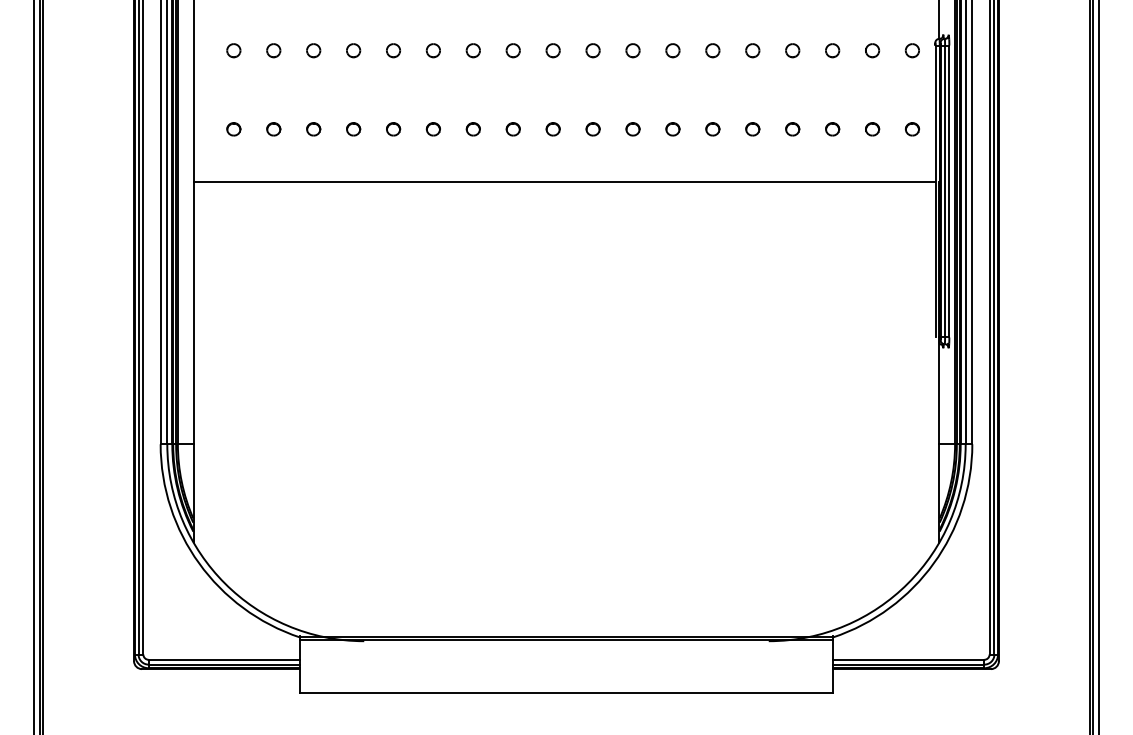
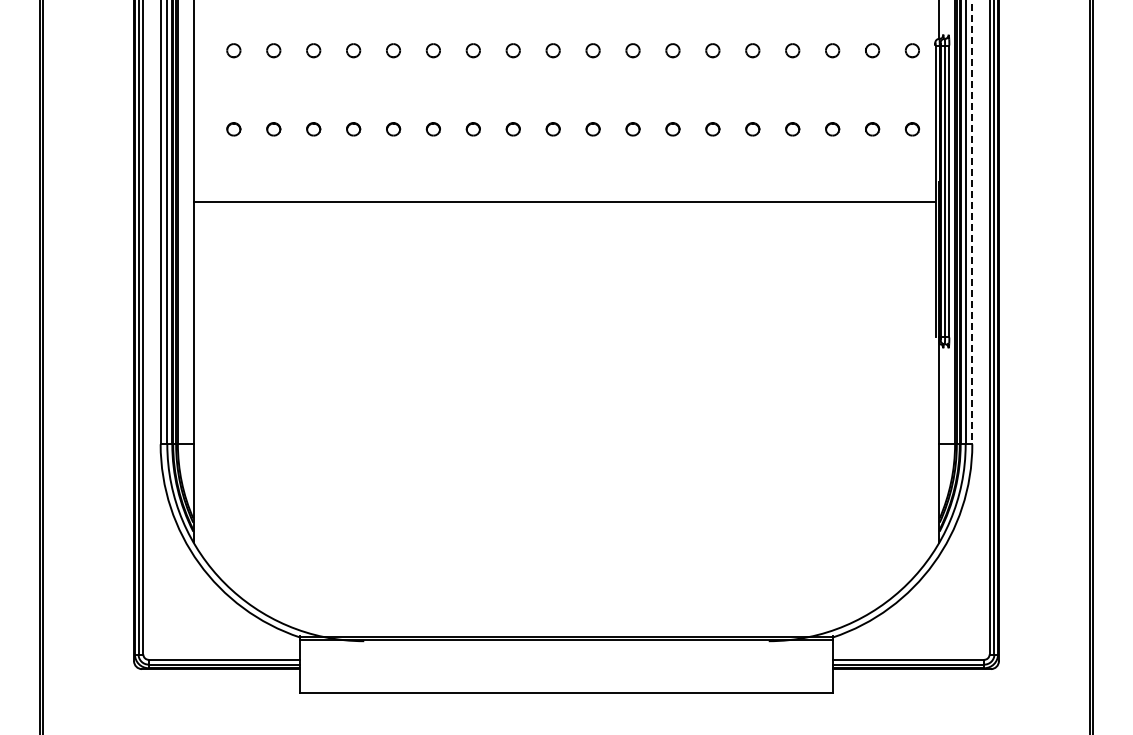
line position: (564, 182) -> (564, 202) (564, 202)
line: solid -> dashed (972, 222)
line: present -> none (33, 366)
line: present -> none (1099, 366)
